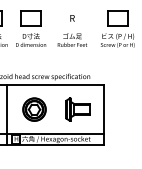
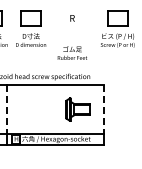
text position: (71, 39) -> (71, 52) (71, 52)
line: solid -> dashed (7, 109)
part: present -> none (34, 109)
line: solid -> dashed (104, 109)
